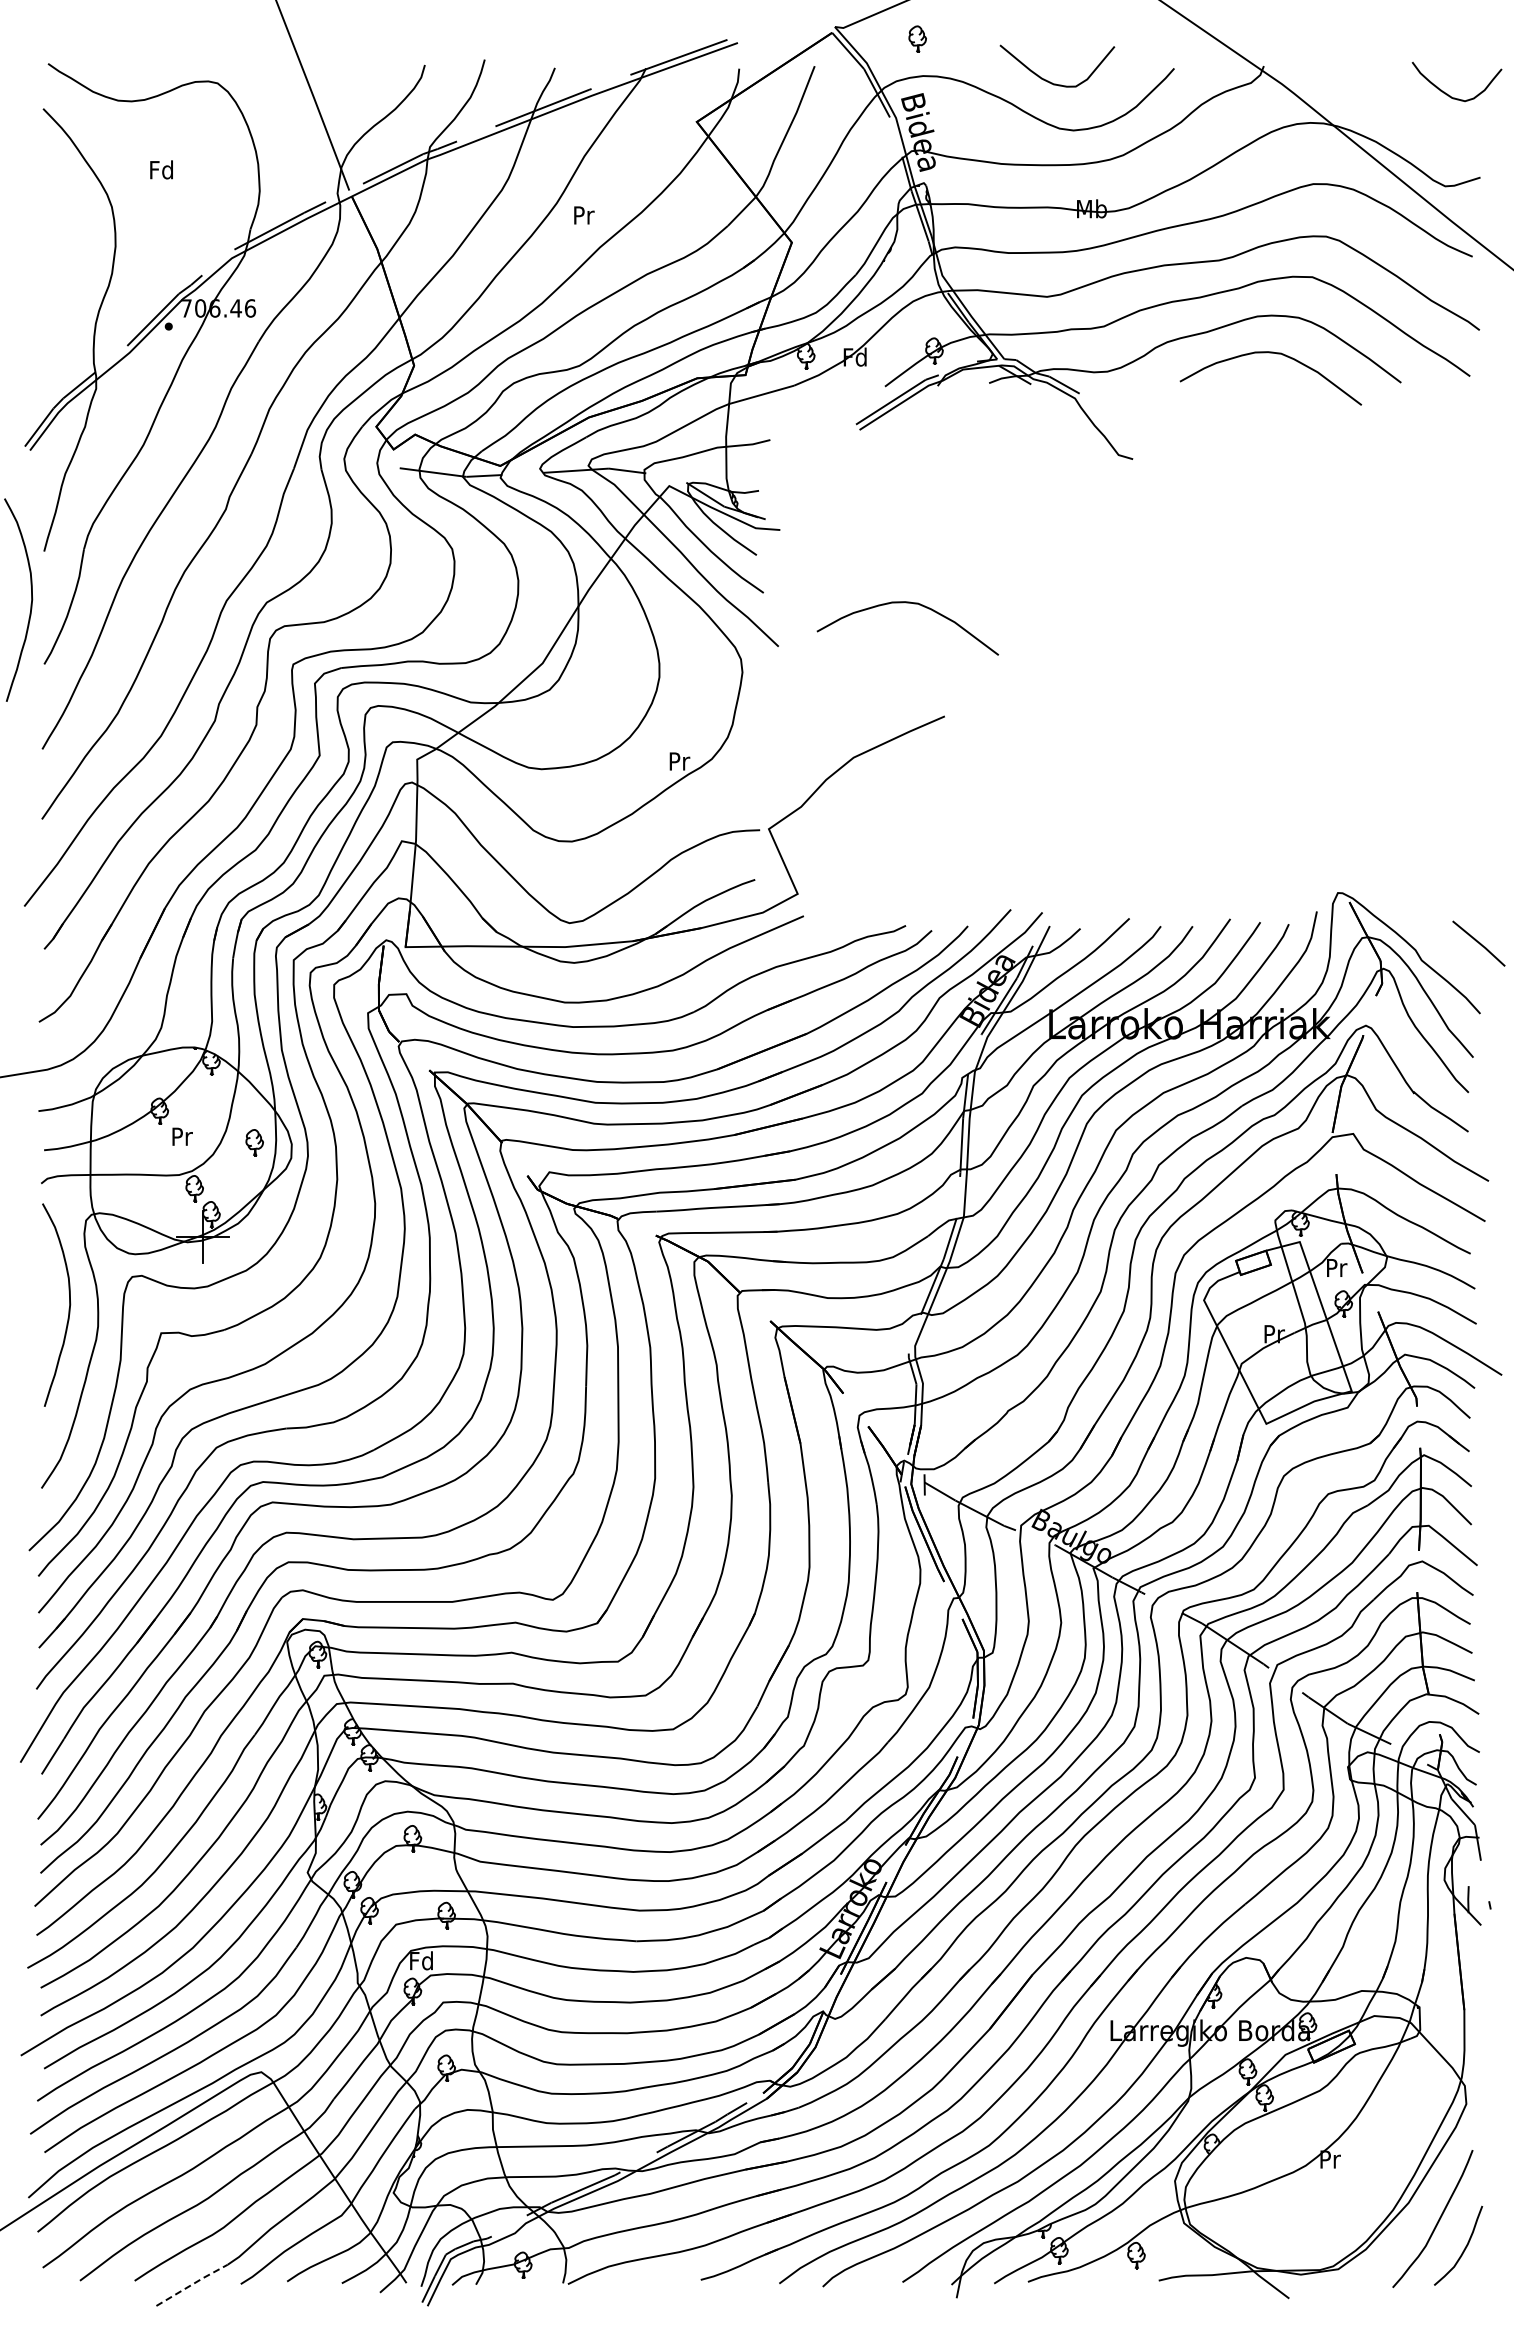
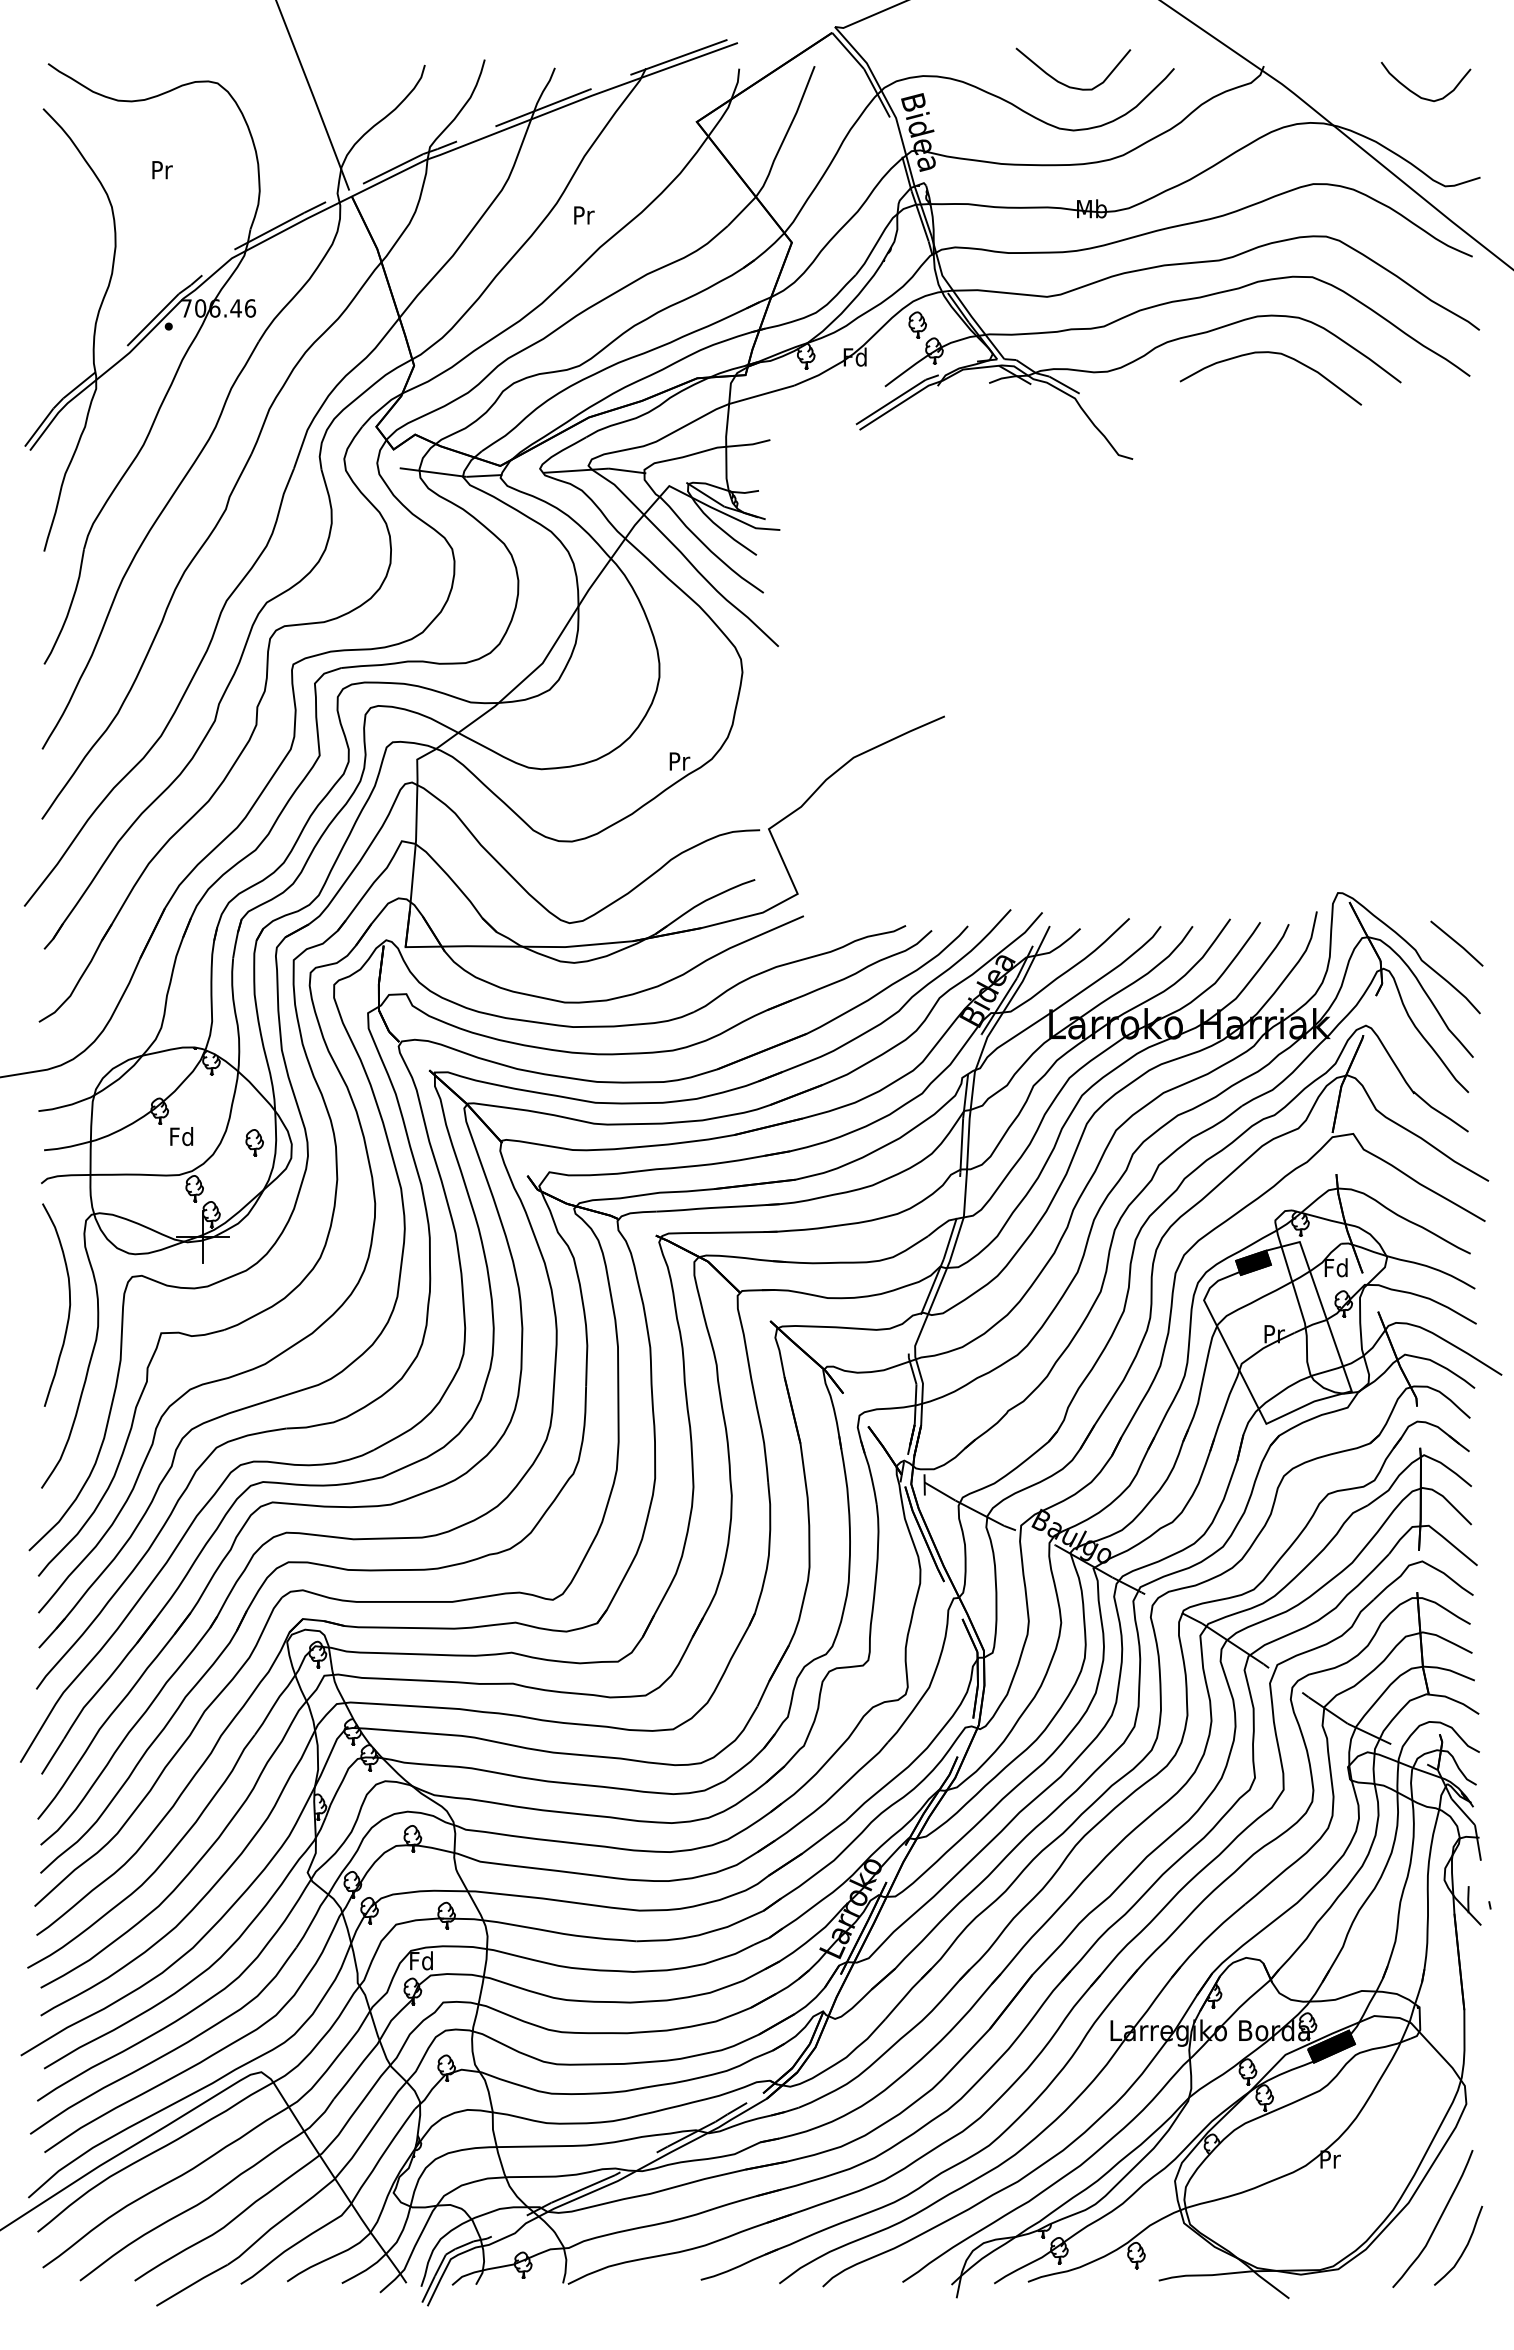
part position: (917, 38) -> (917, 324) (917, 324)
curve position: (1050, 81) -> (1066, 84) (1066, 84)
curve position: (1447, 93) -> (1416, 93) (1416, 93)
text: Fd -> Pr (161, 169)
curve: present -> none (30, 603)
curve: present -> none (907, 603)
line position: (1478, 943) -> (1456, 943) (1456, 943)
text: Pr -> Fd (181, 1136)
fill: none -> present (1253, 1262)
text: Pr -> Fd (1335, 1267)
fill: none -> present (1331, 2046)
line: dashed -> solid (192, 2284)
